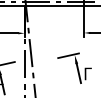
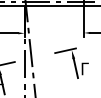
part position: (74, 67) -> (71, 62) (71, 62)
